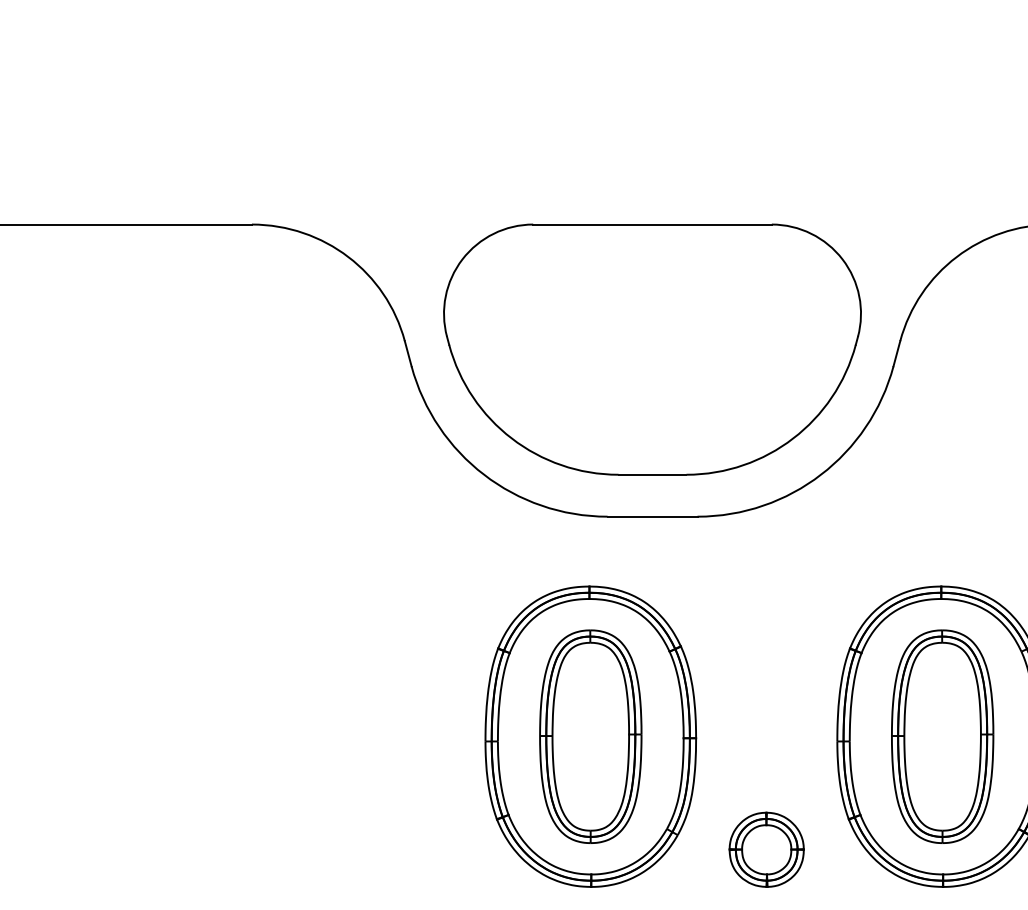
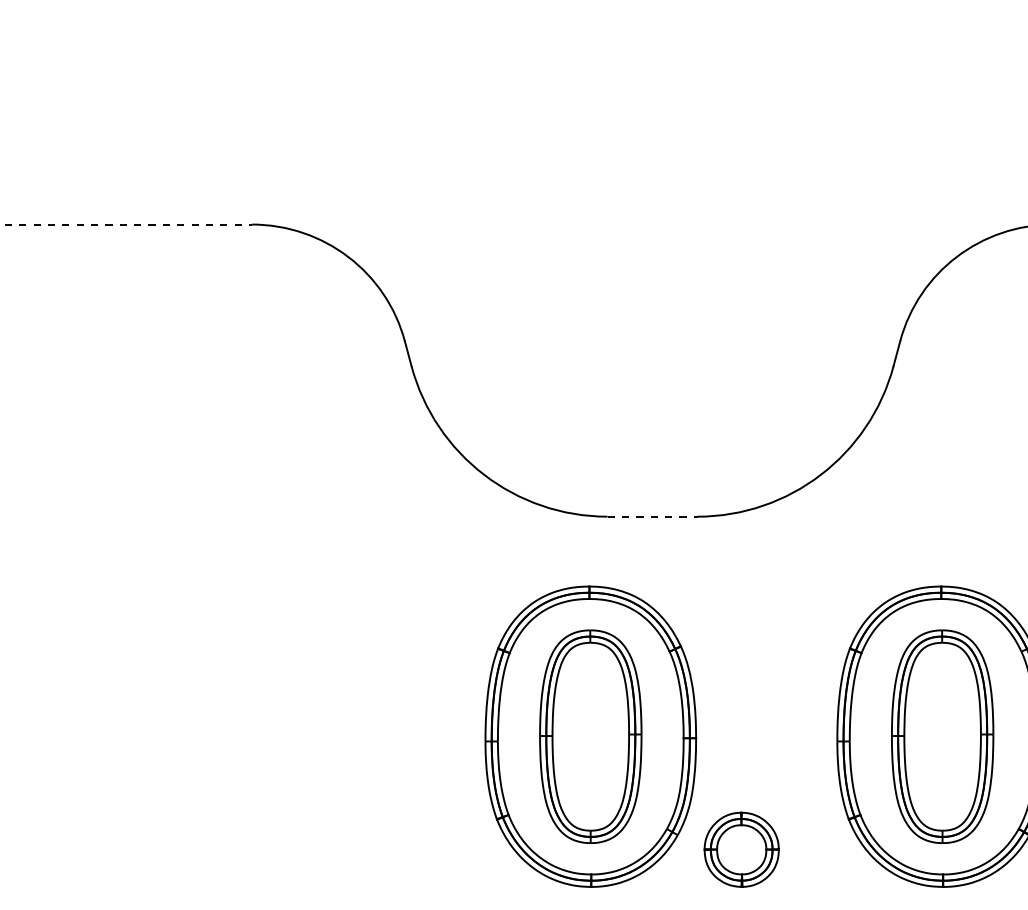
line: solid -> dashed (126, 224)
part: present -> none (652, 349)
line: solid -> dashed (652, 516)
part position: (766, 849) -> (741, 849) (741, 849)
